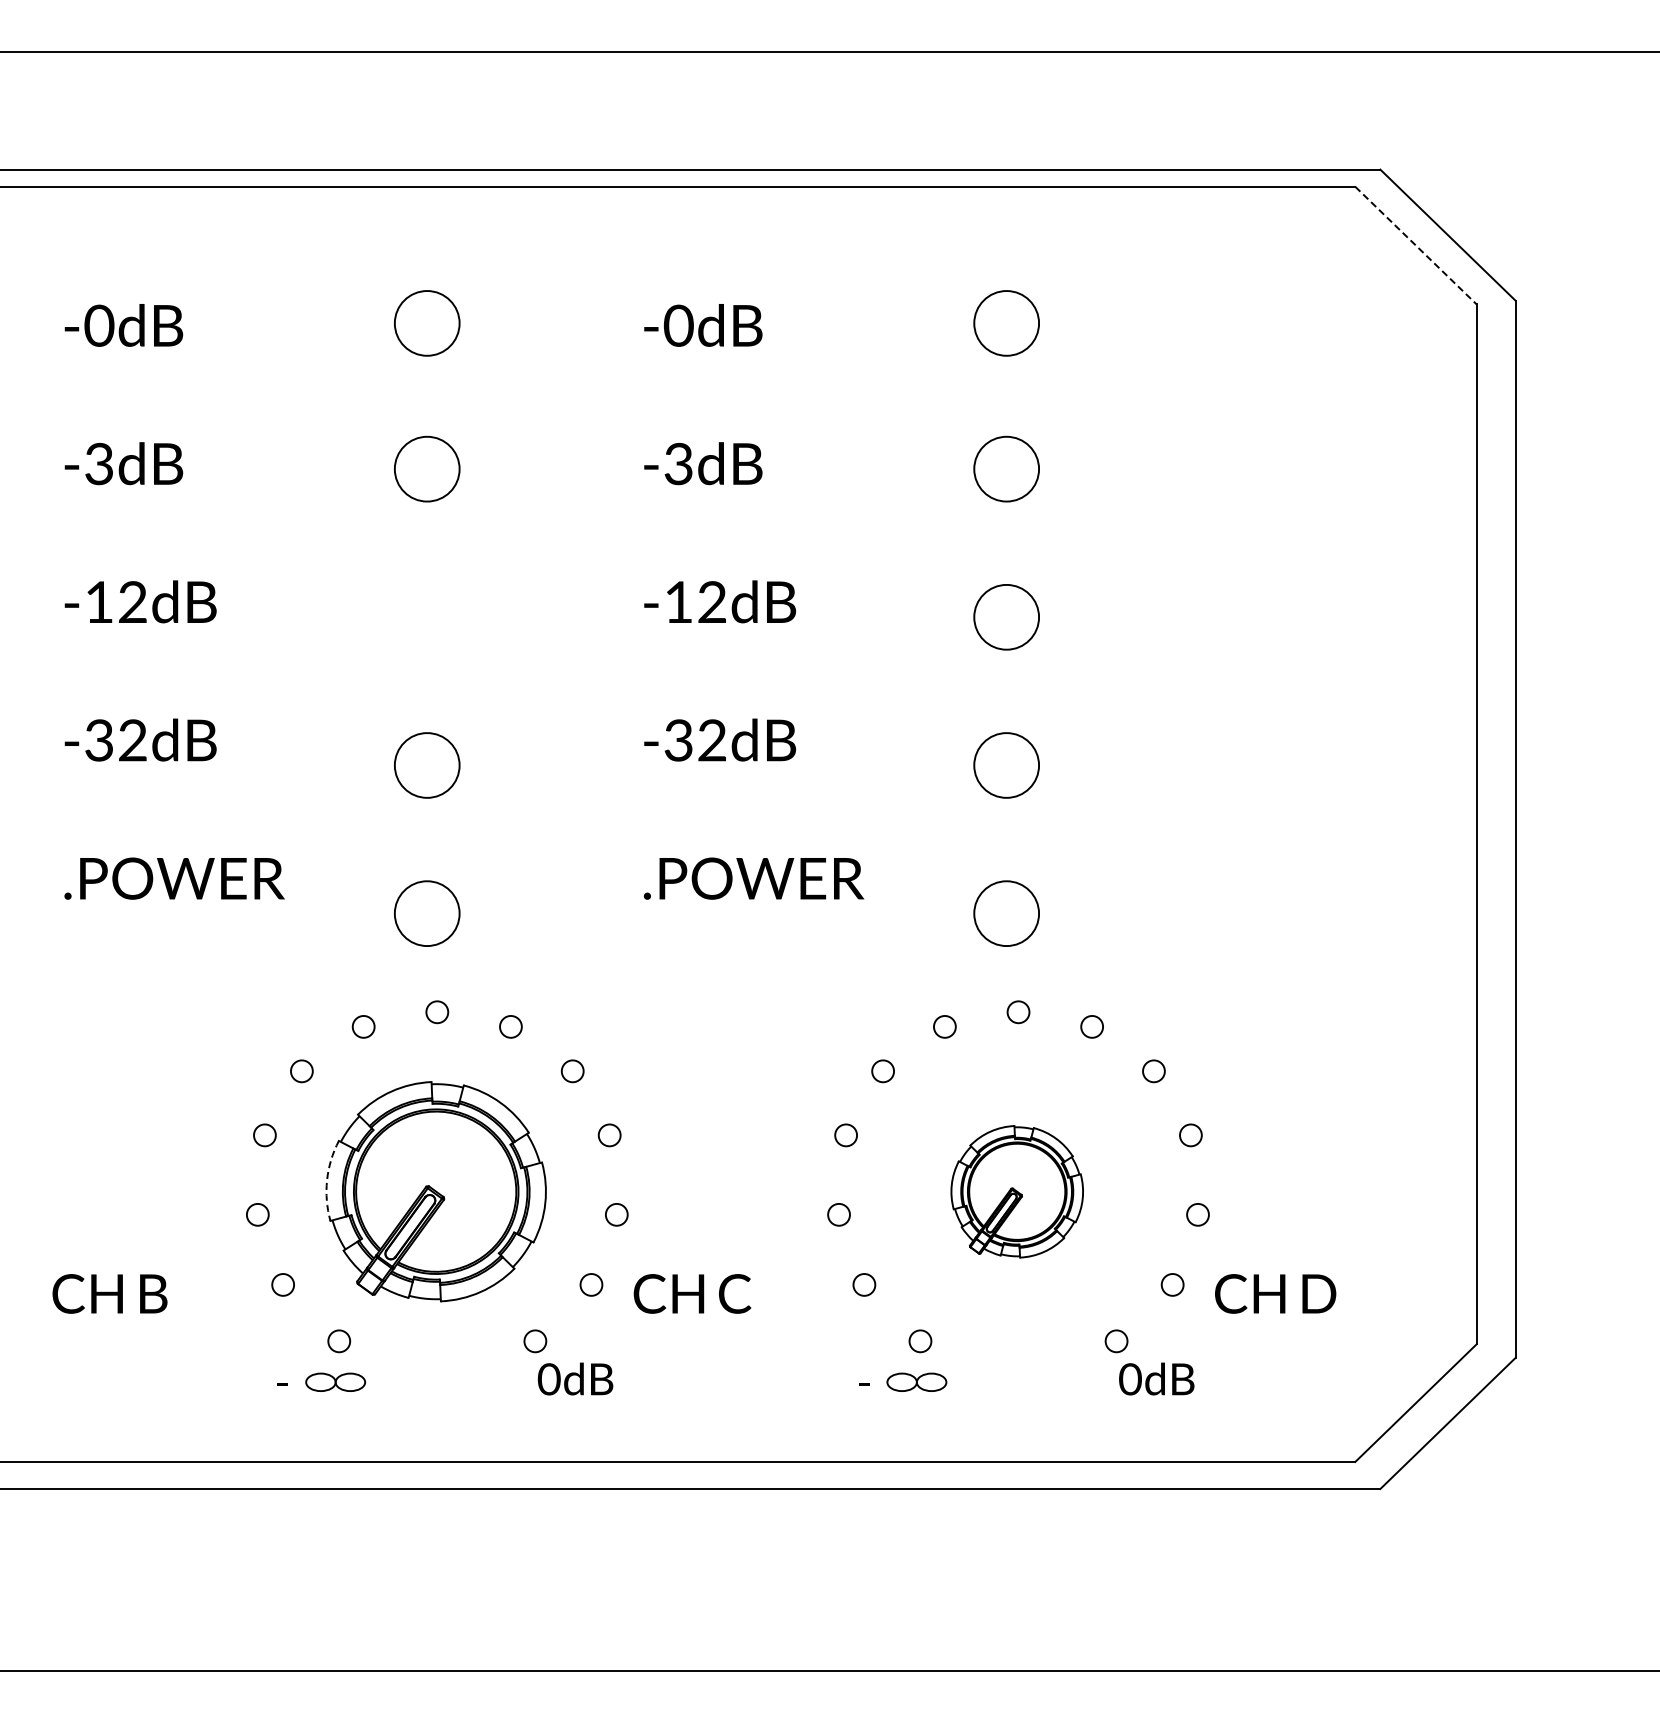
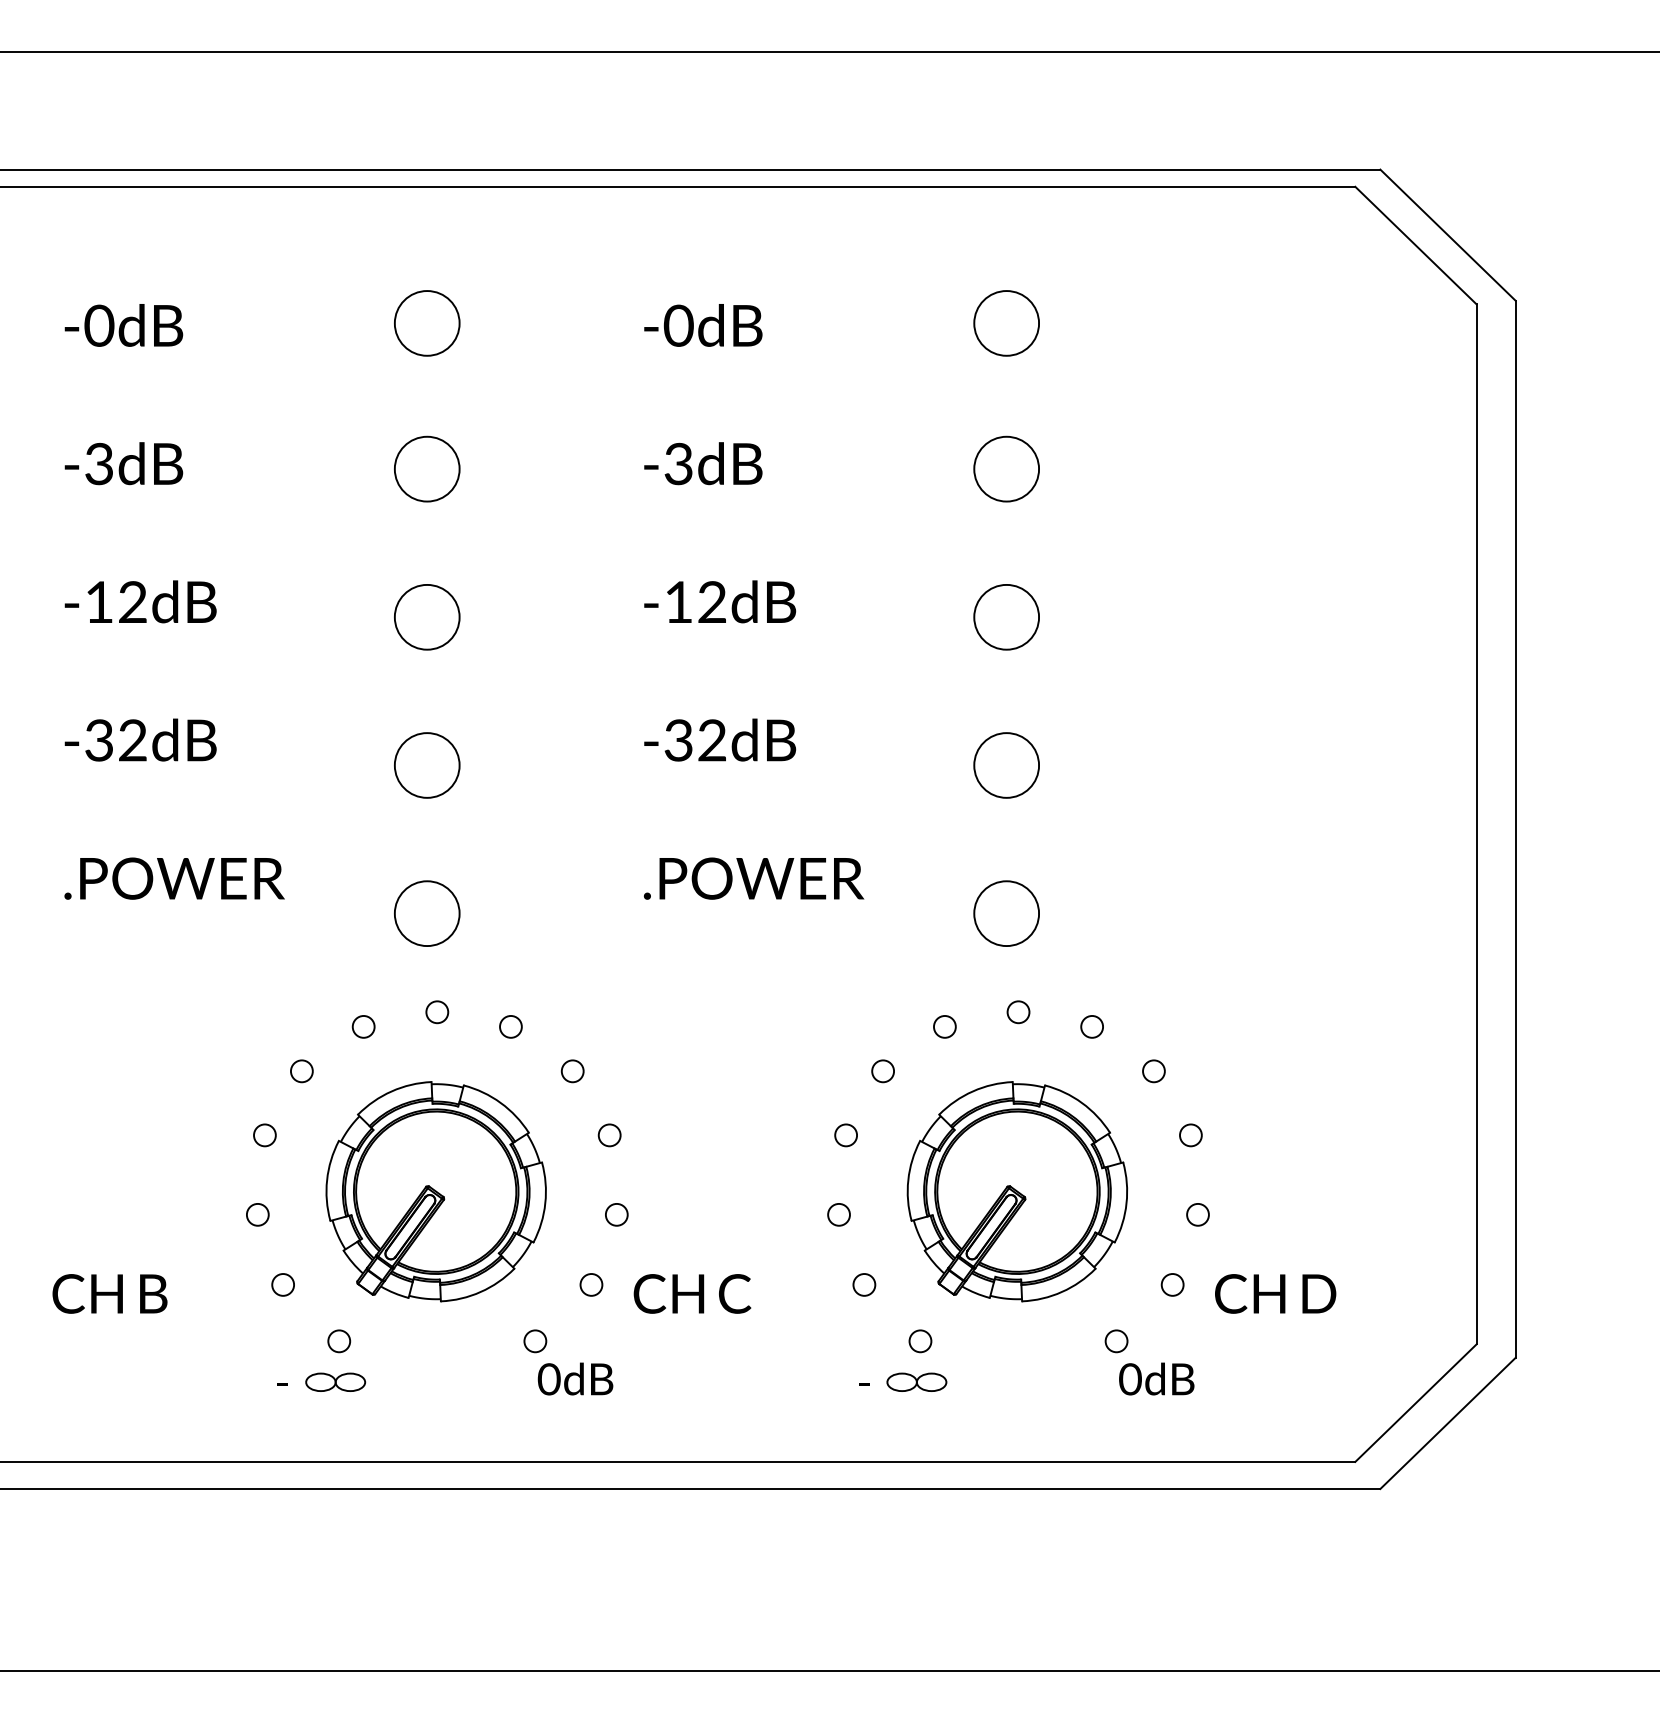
line: dashed -> solid (1416, 245)
circle: none -> present (427, 617)
arc: dashed -> solid (327, 1180)
part size: 134x134 px -> 222x222 px (1016, 1191)
